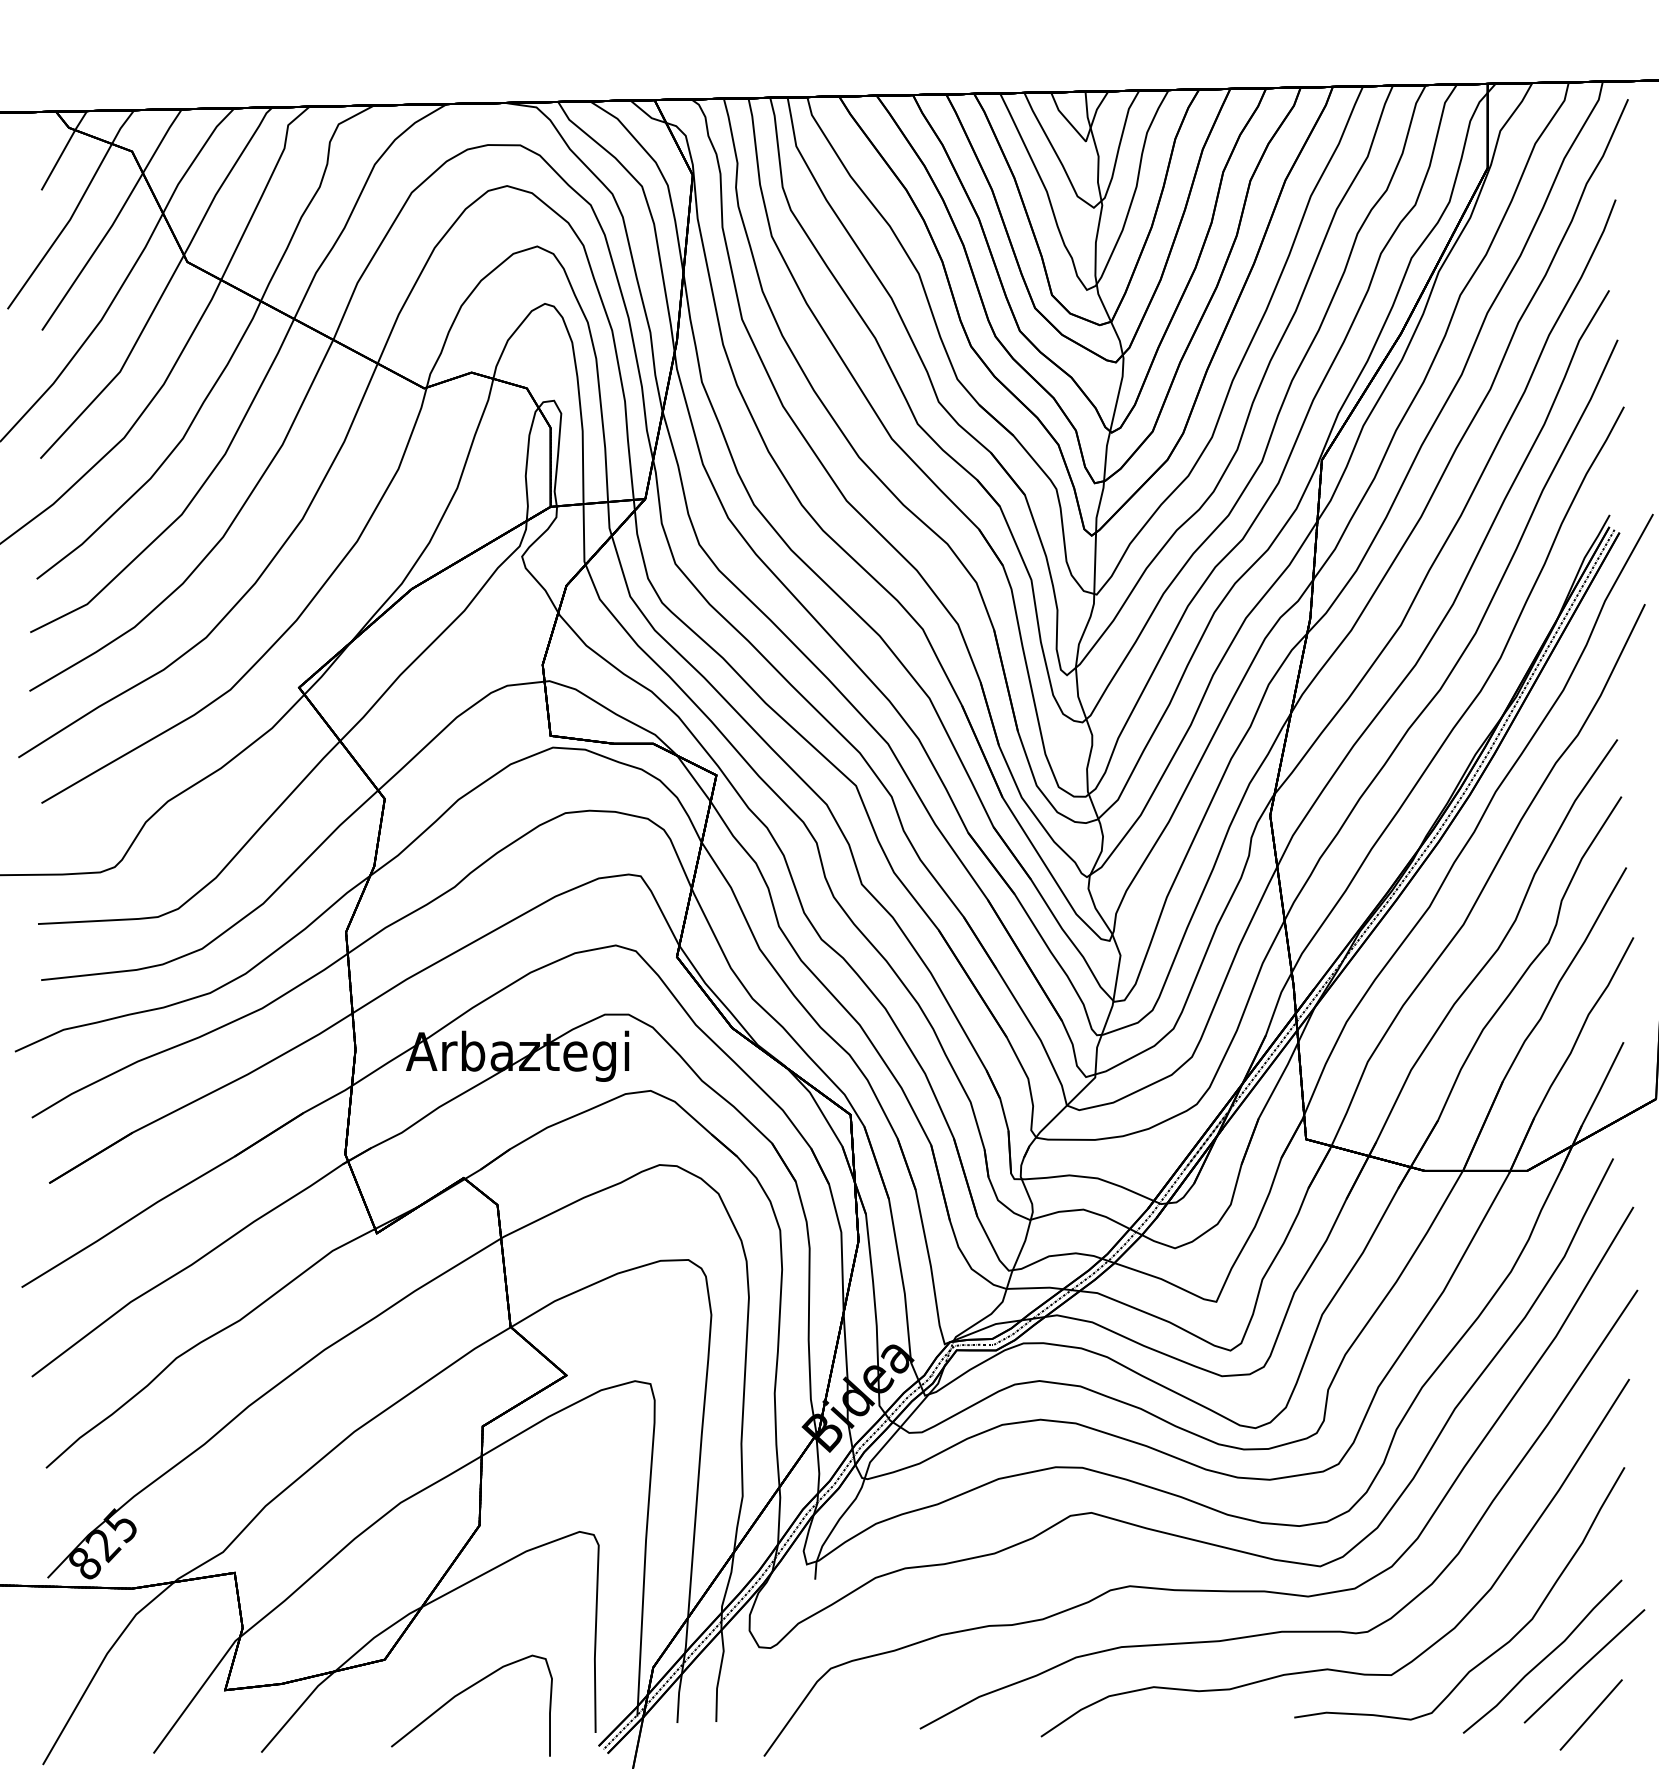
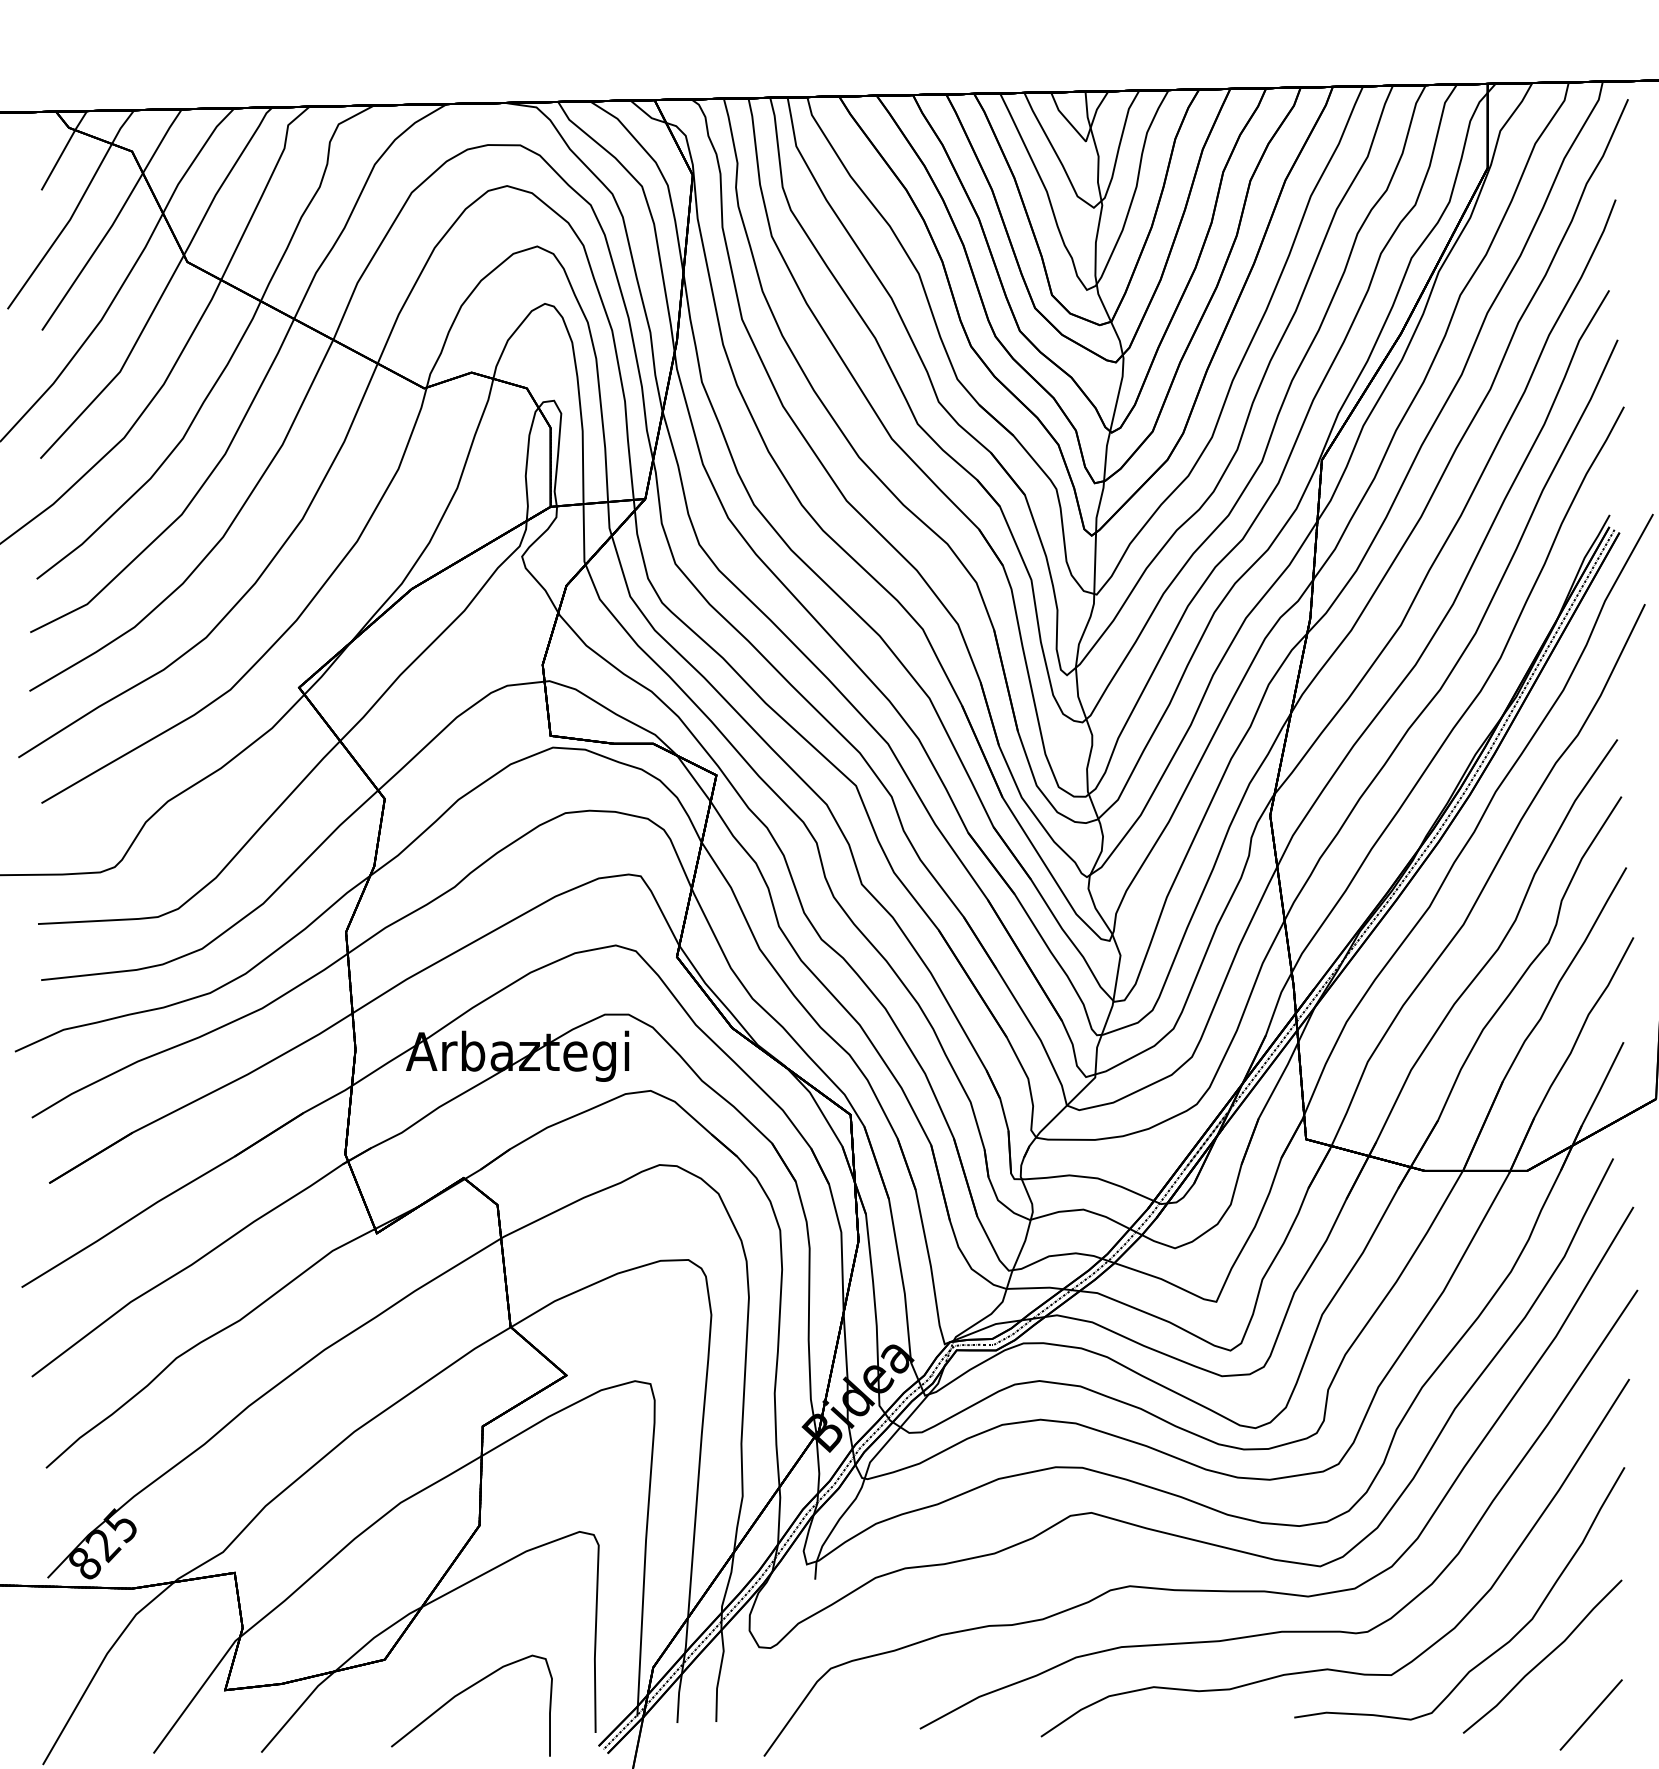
line: present -> none (1584, 1666)
